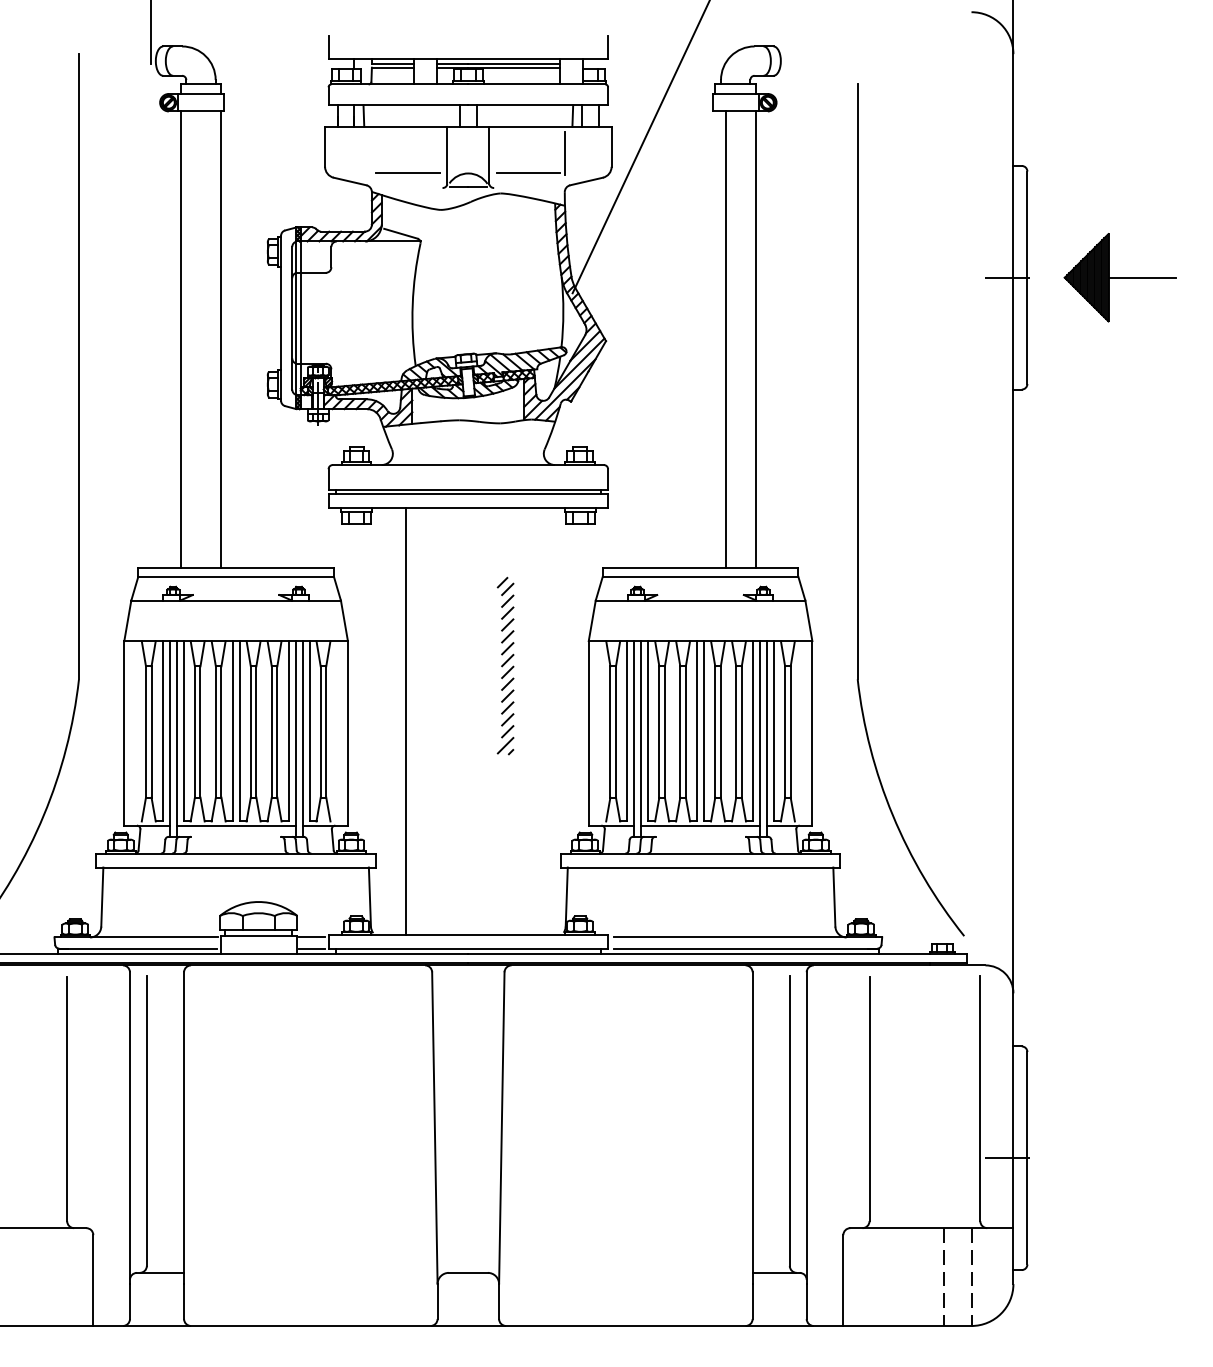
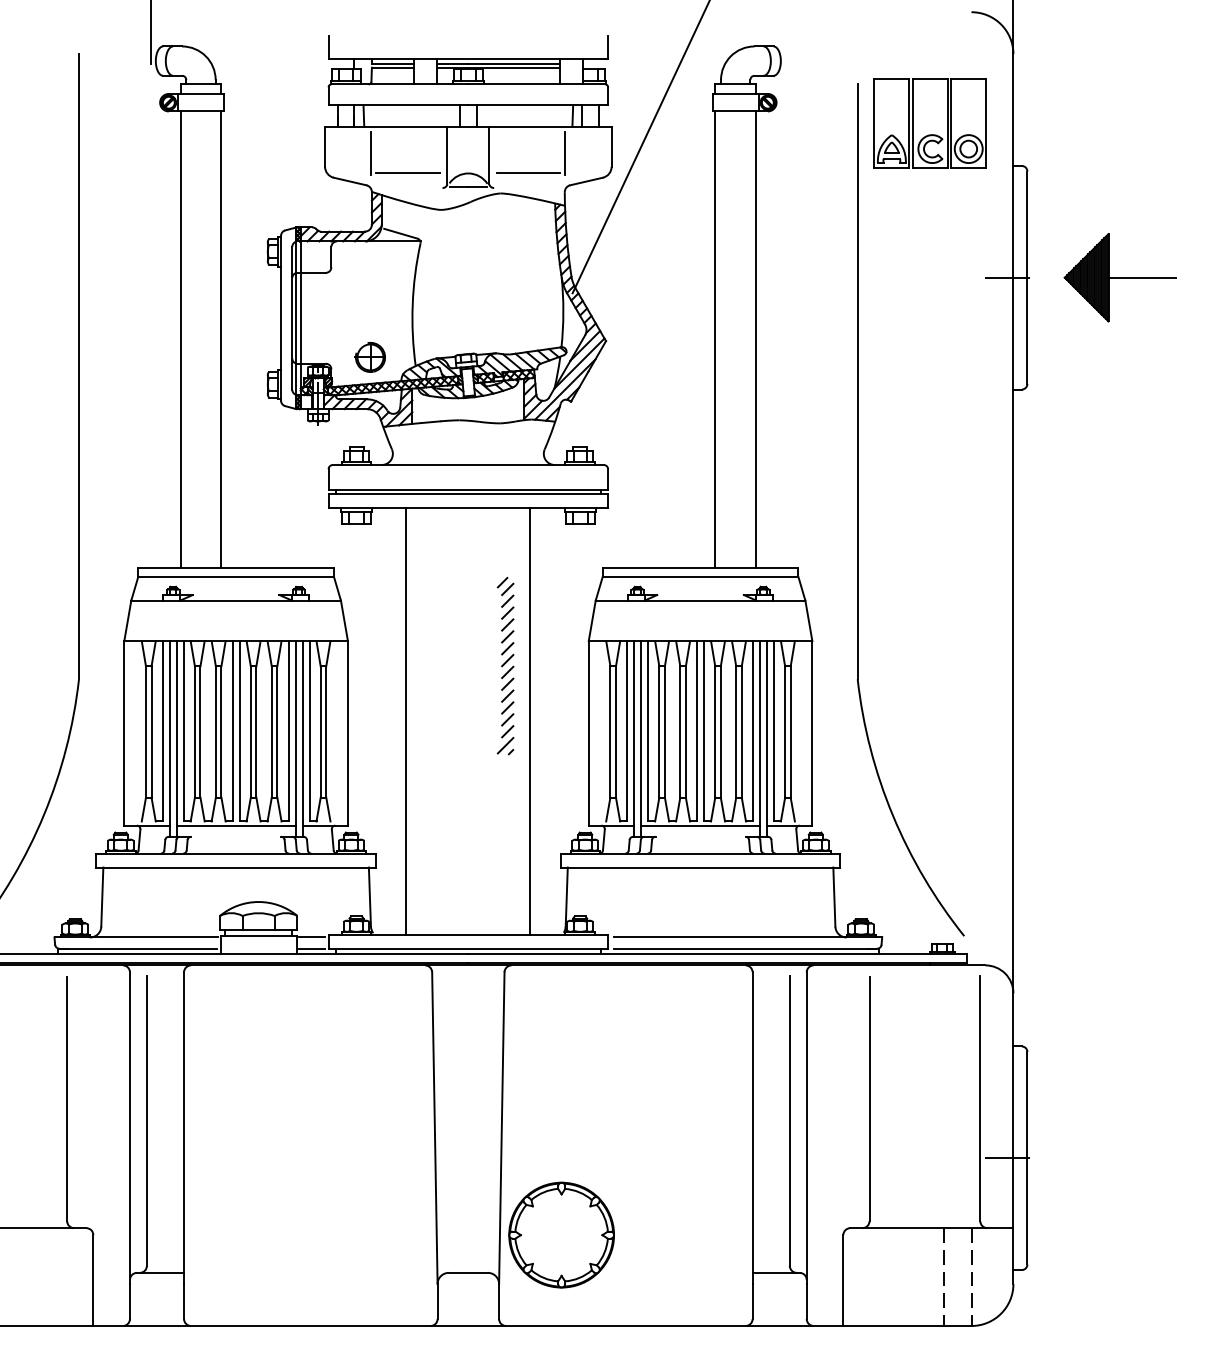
part: none -> present (929, 123)
line: none -> present (371, 153)
line position: (726, 339) -> (715, 339) (715, 339)
part: none -> present (369, 356)
line: none -> present (530, 721)
part: none -> present (561, 1234)
